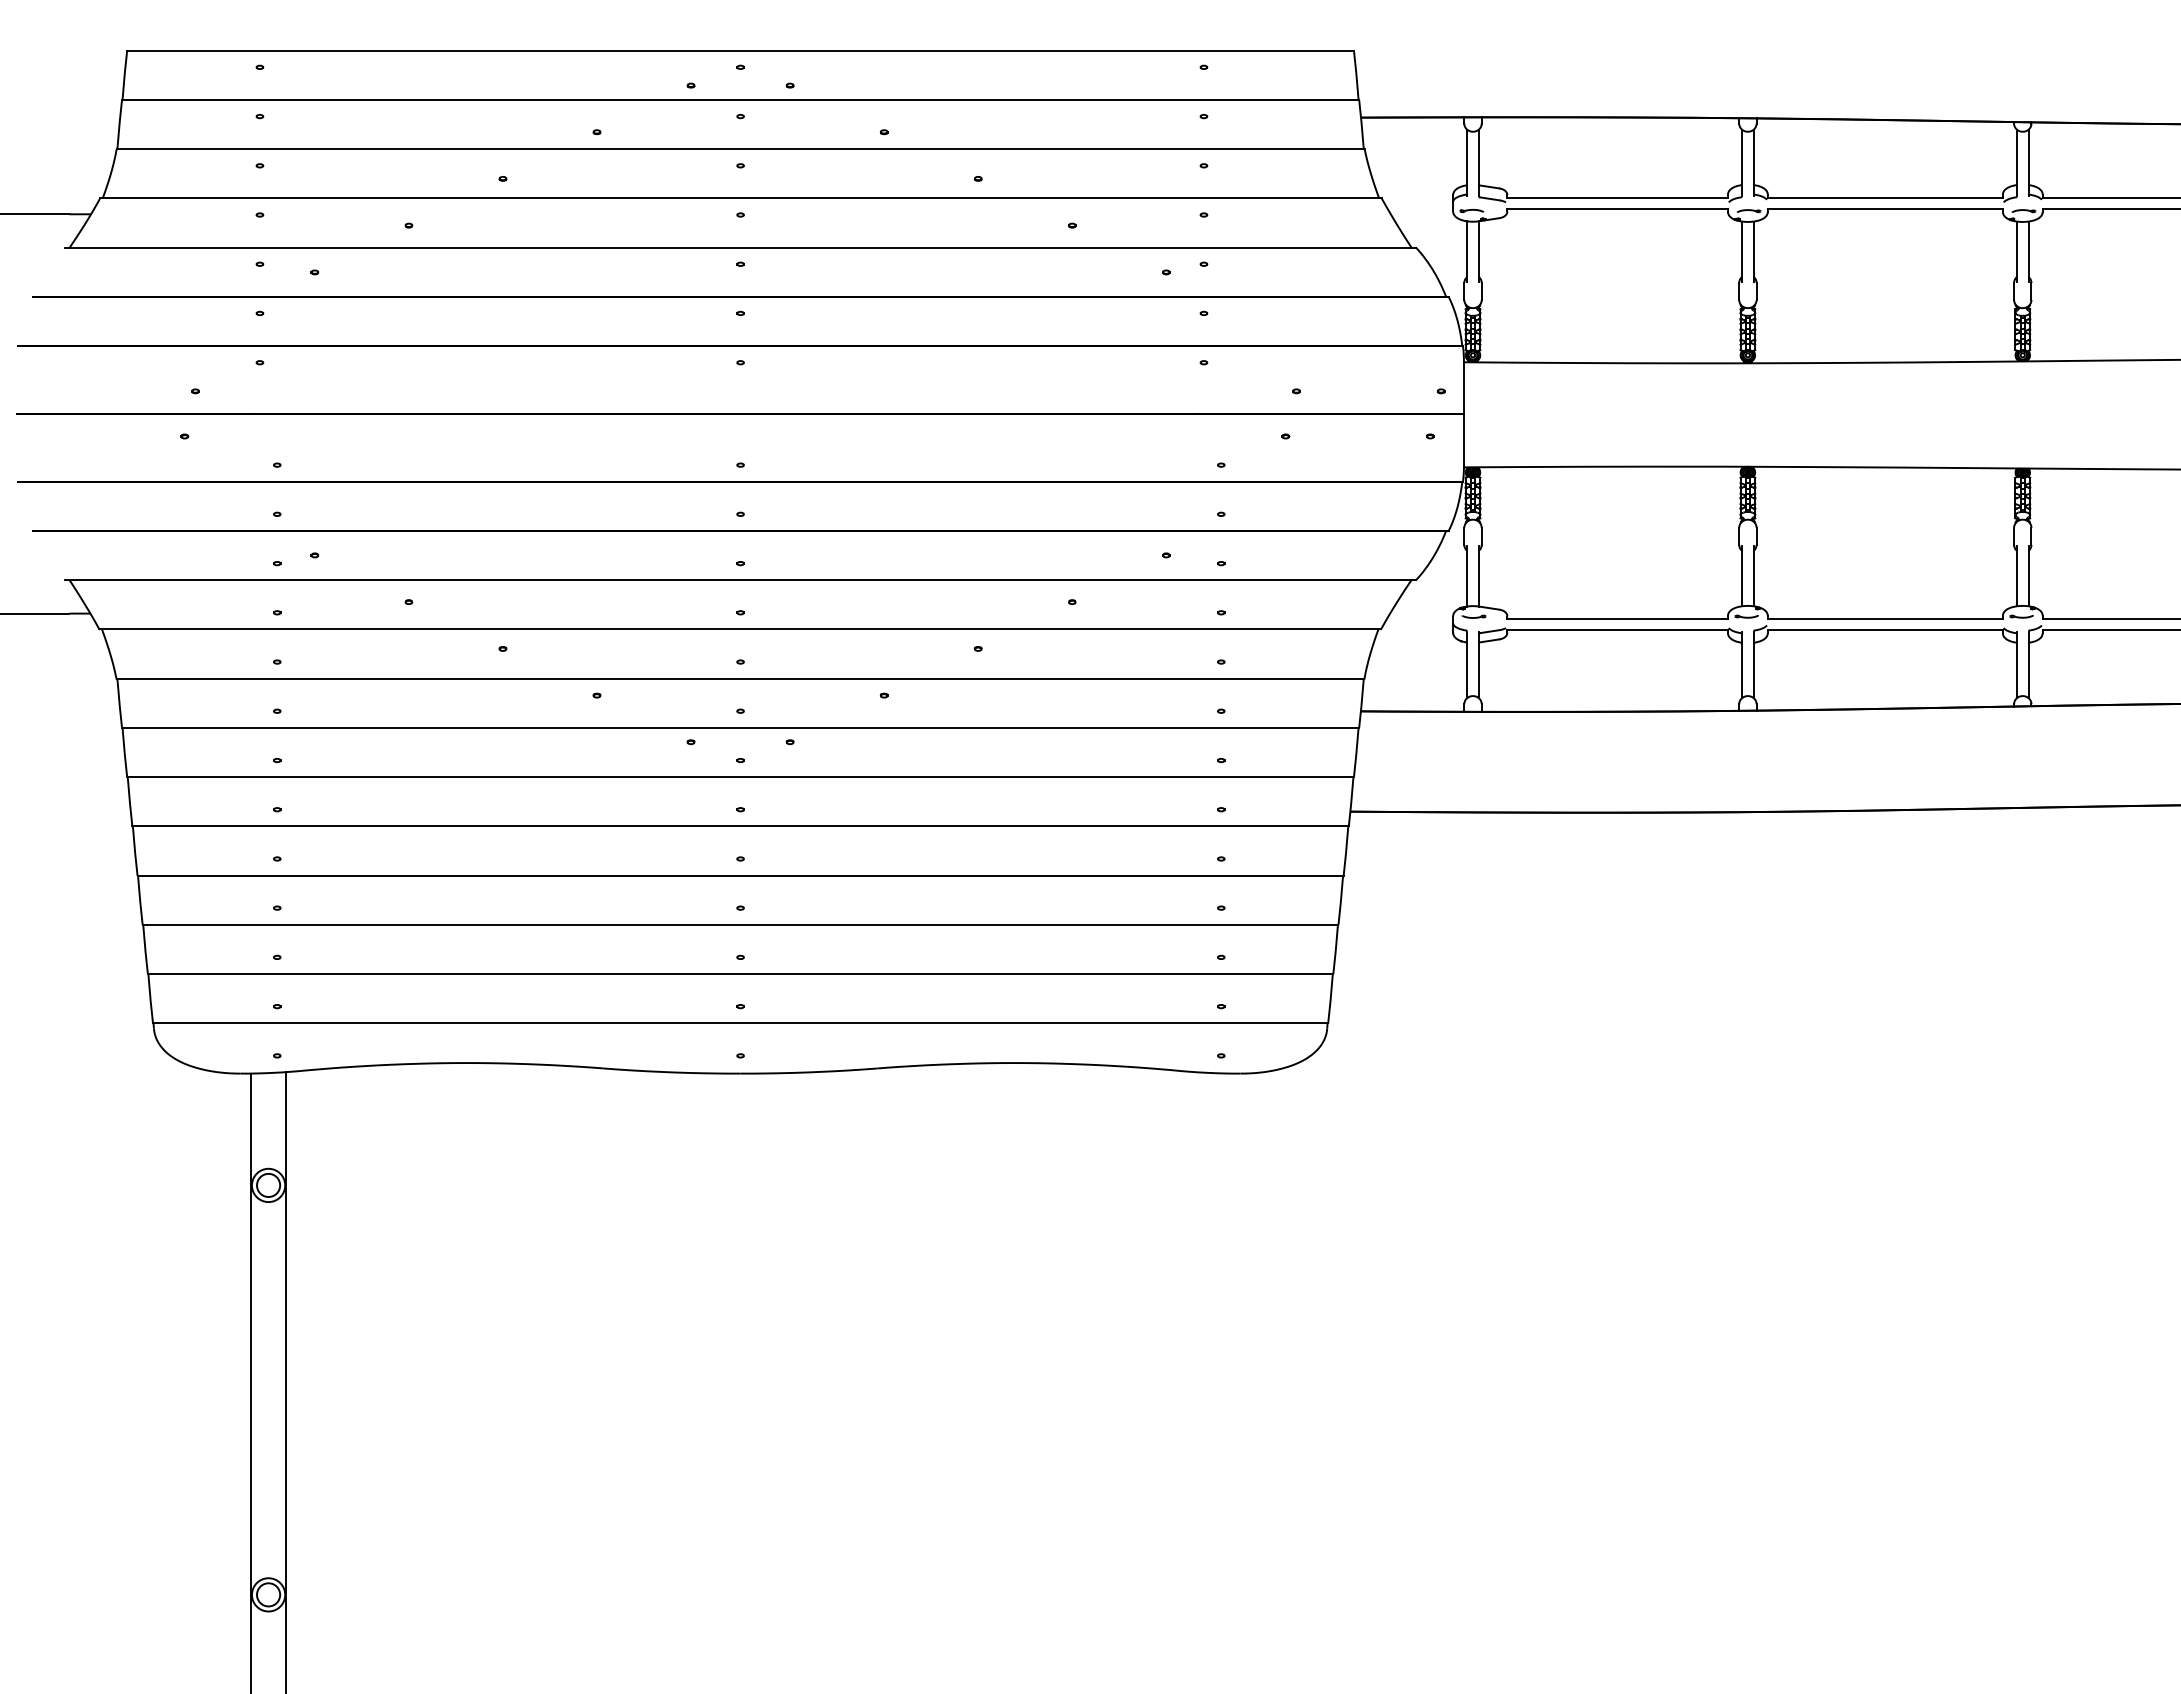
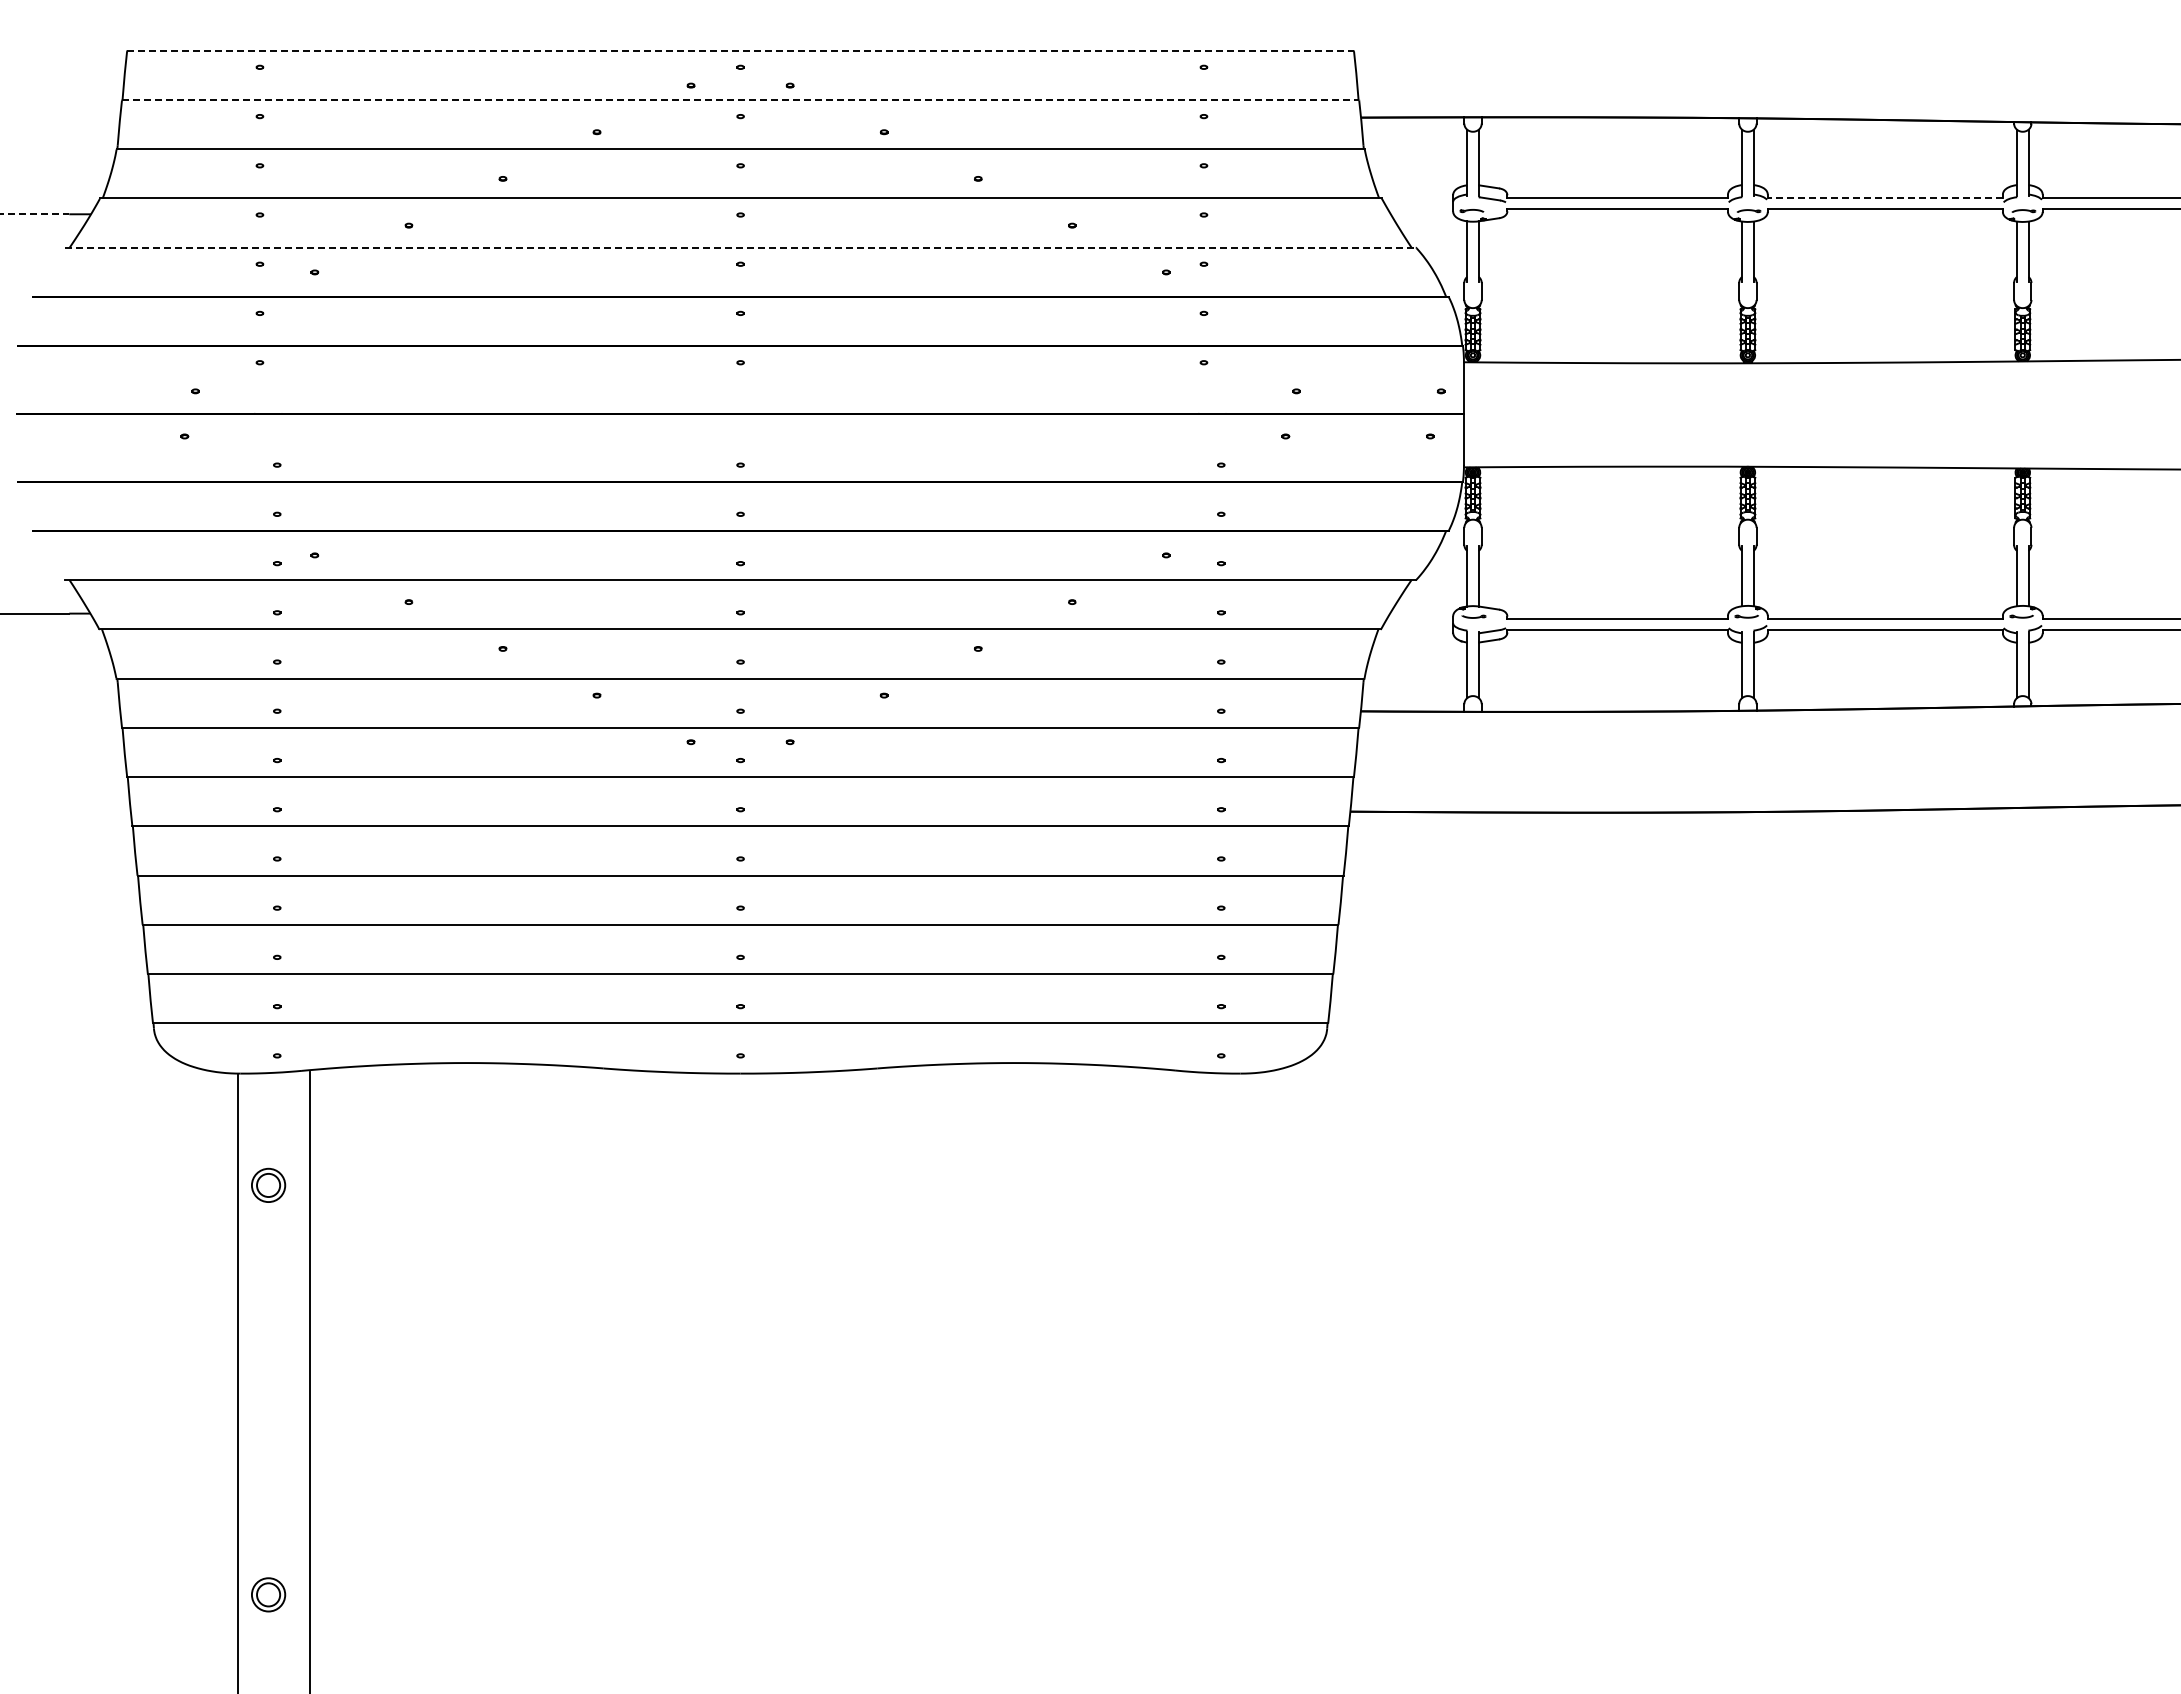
line: solid -> dashed (741, 50)
line: solid -> dashed (740, 100)
line: solid -> dashed (1885, 197)
line: solid -> dashed (35, 214)
line: solid -> dashed (741, 247)
line position: (251, 1381) -> (238, 1381) (238, 1381)
line position: (286, 1381) -> (310, 1381) (310, 1381)
